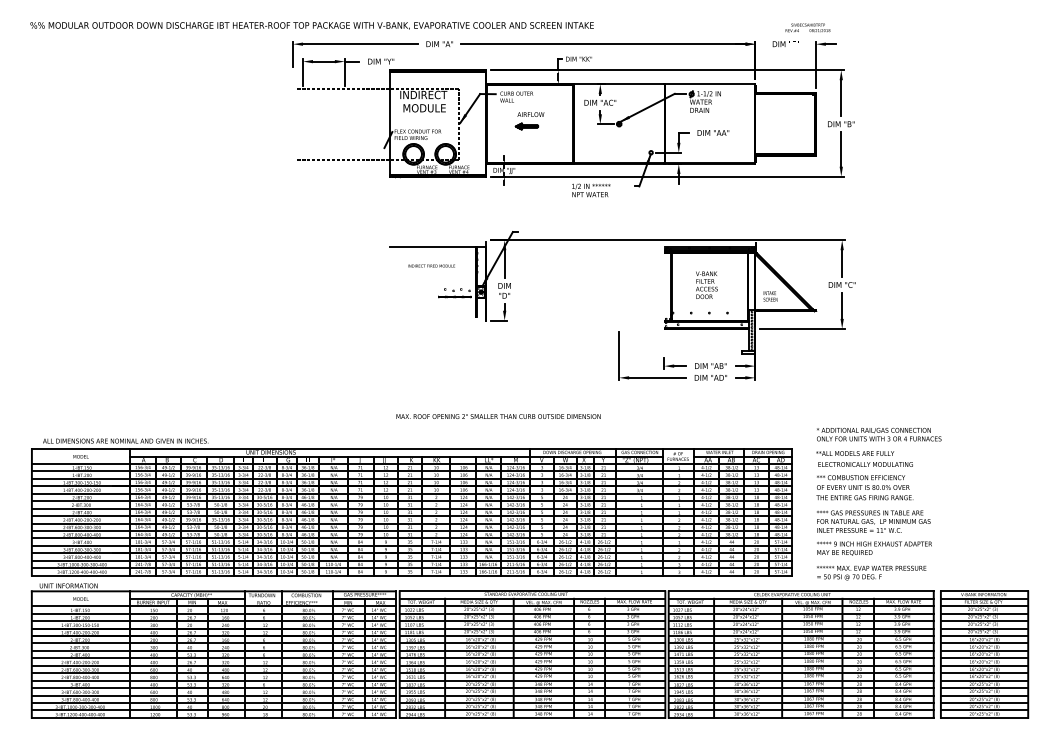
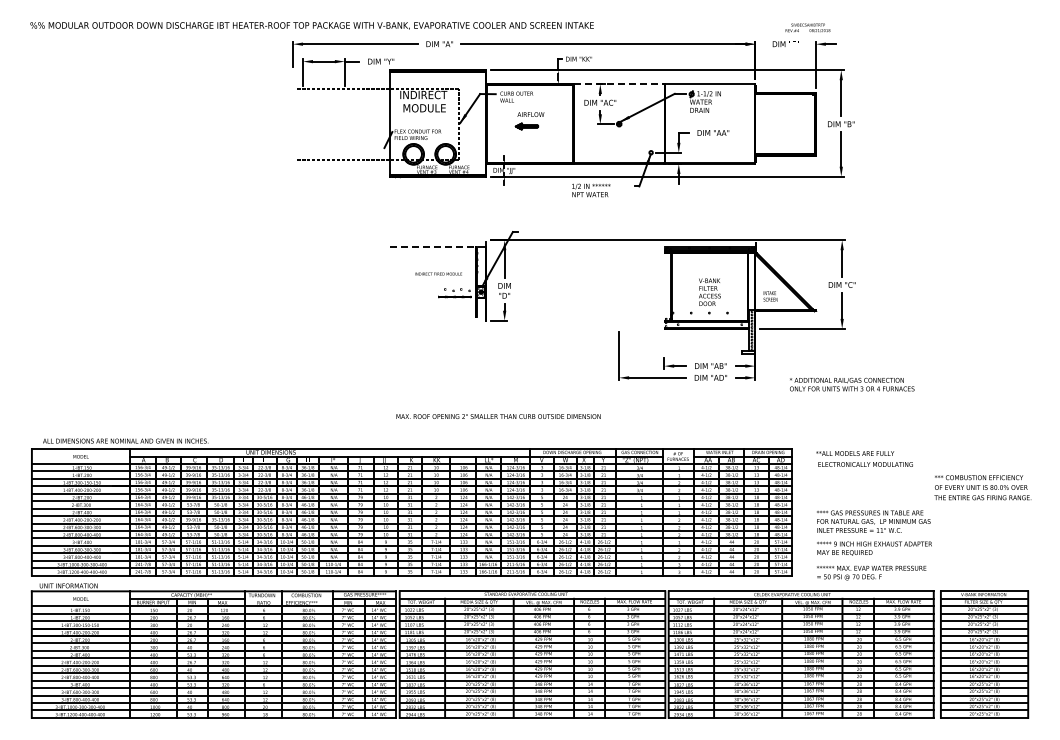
line: solid -> dashed (619, 84)
line: solid -> dashed (438, 247)
text position: (431, 265) -> (438, 273) (438, 273)
text position: (706, 284) -> (709, 291) (709, 291)
text position: (879, 434) -> (852, 384) (852, 384)
text position: (864, 487) -> (982, 487) (982, 487)
